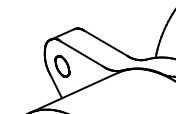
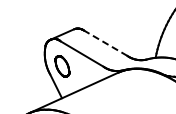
line: solid -> dashed (105, 43)
